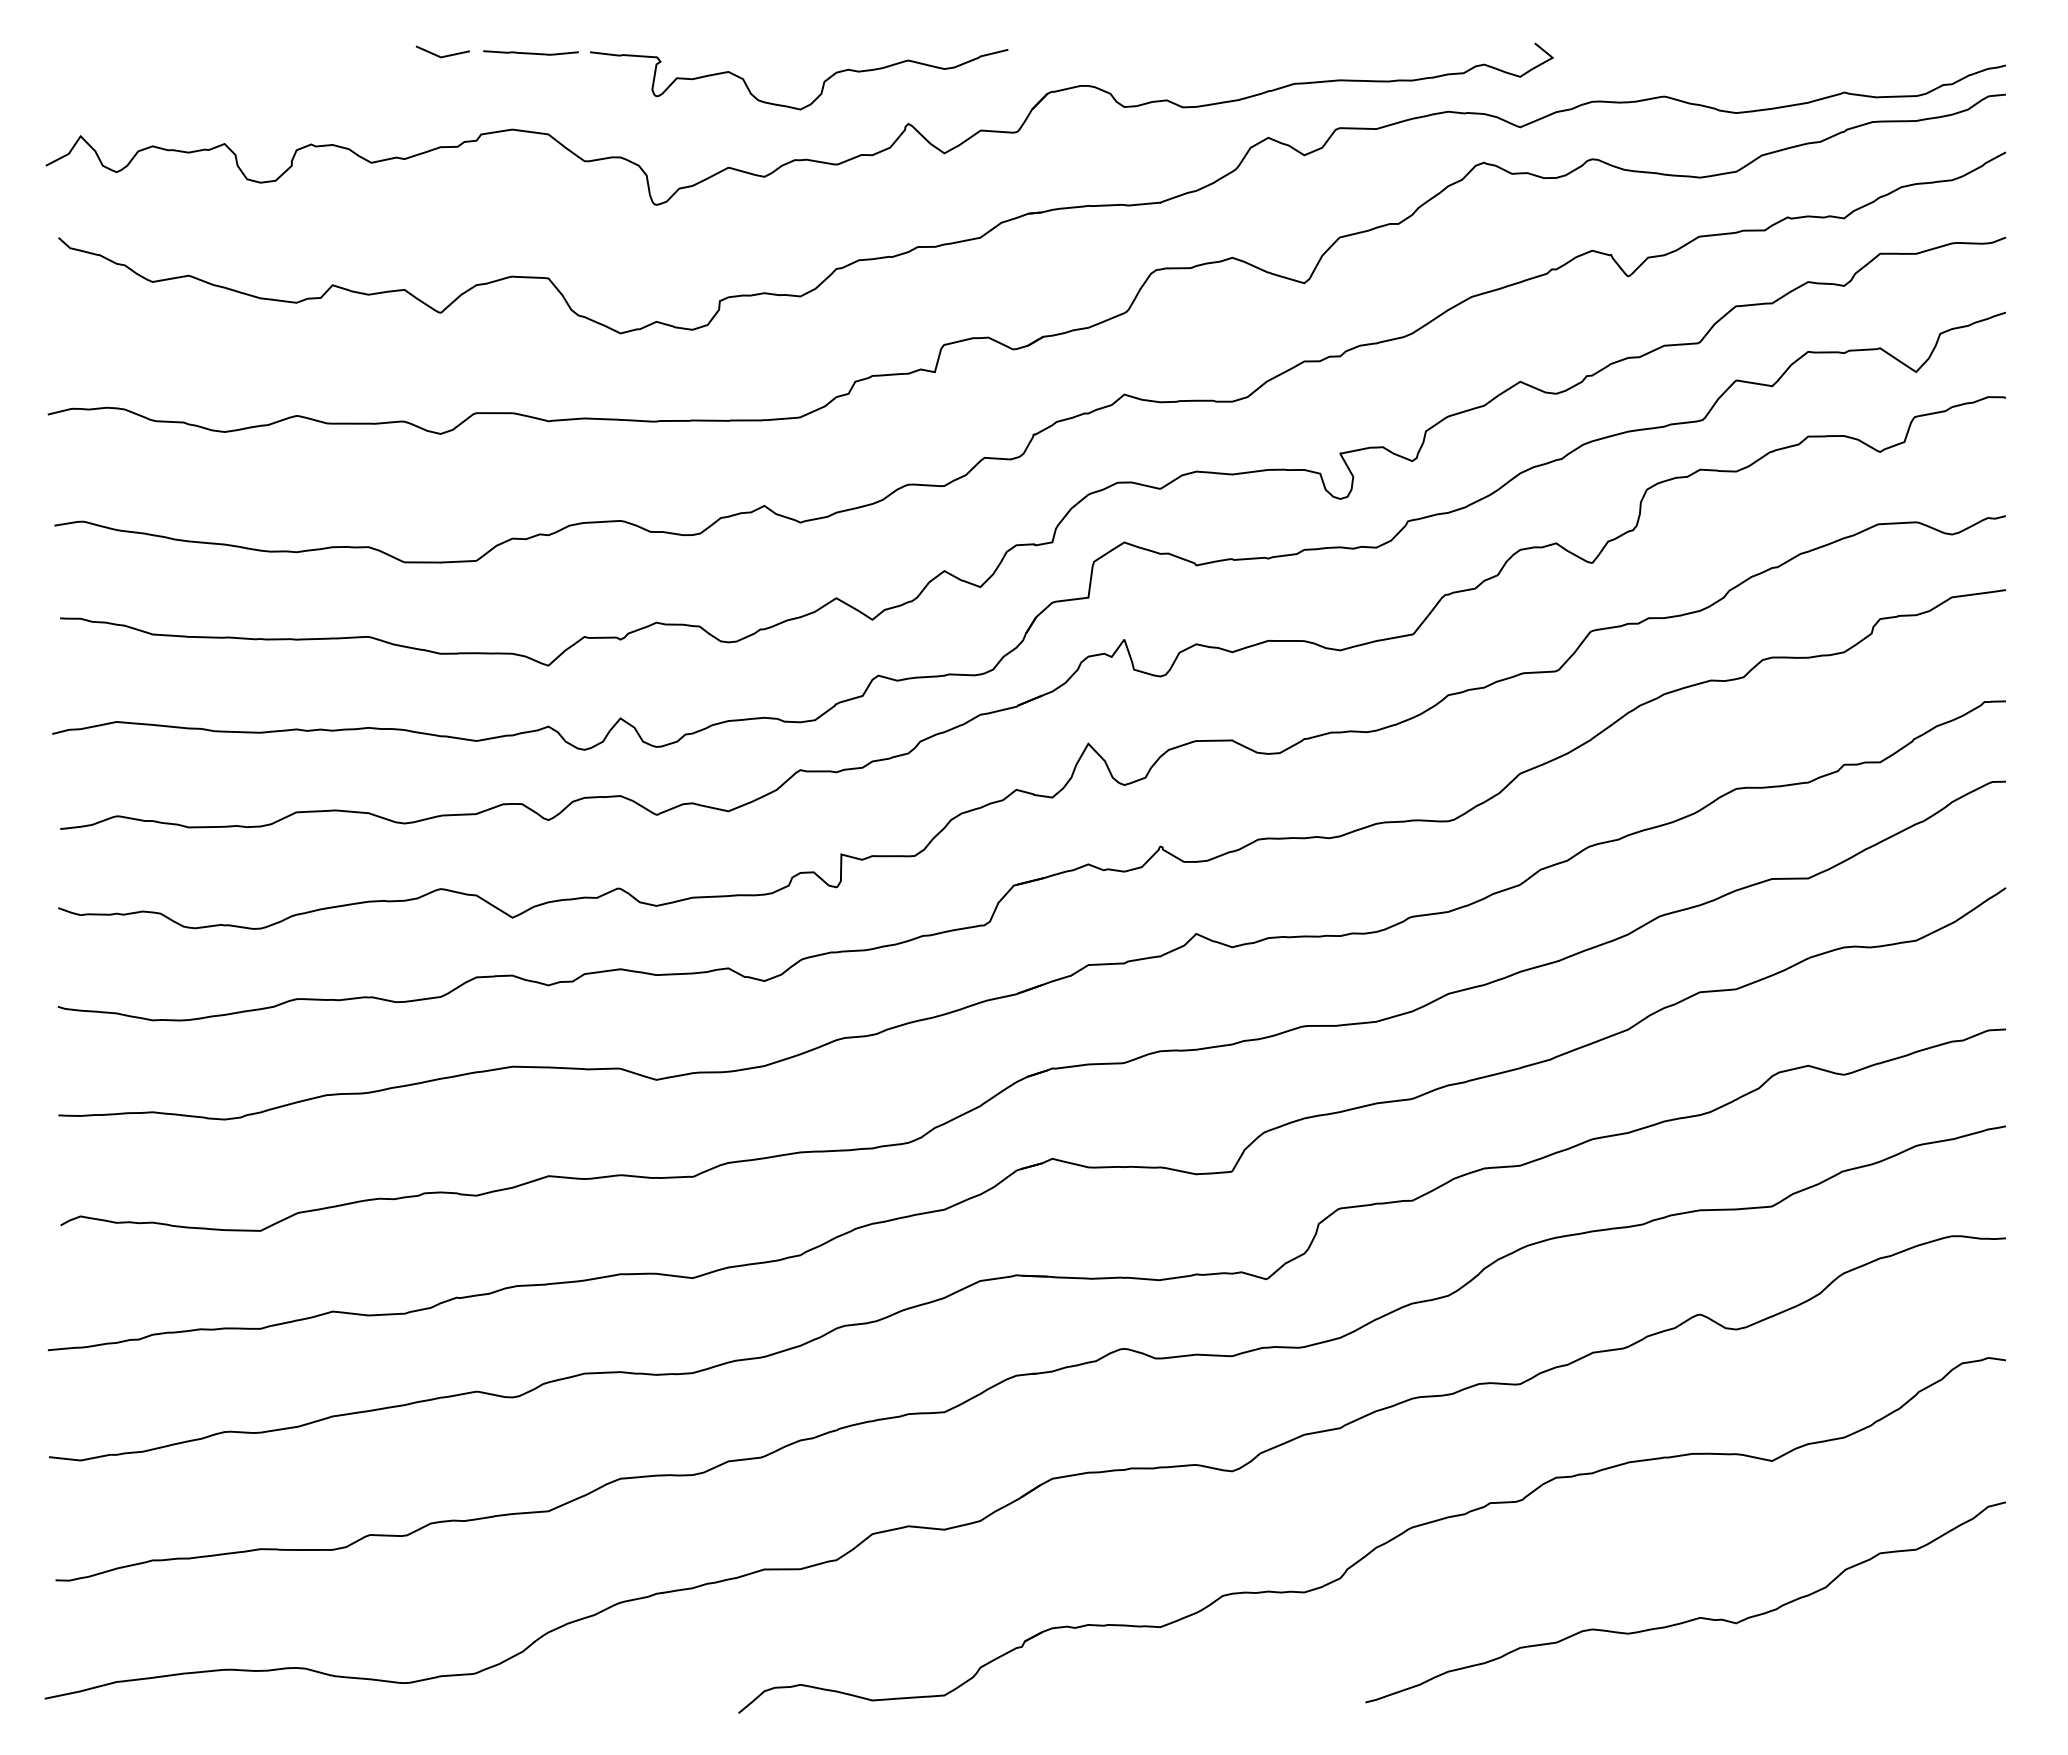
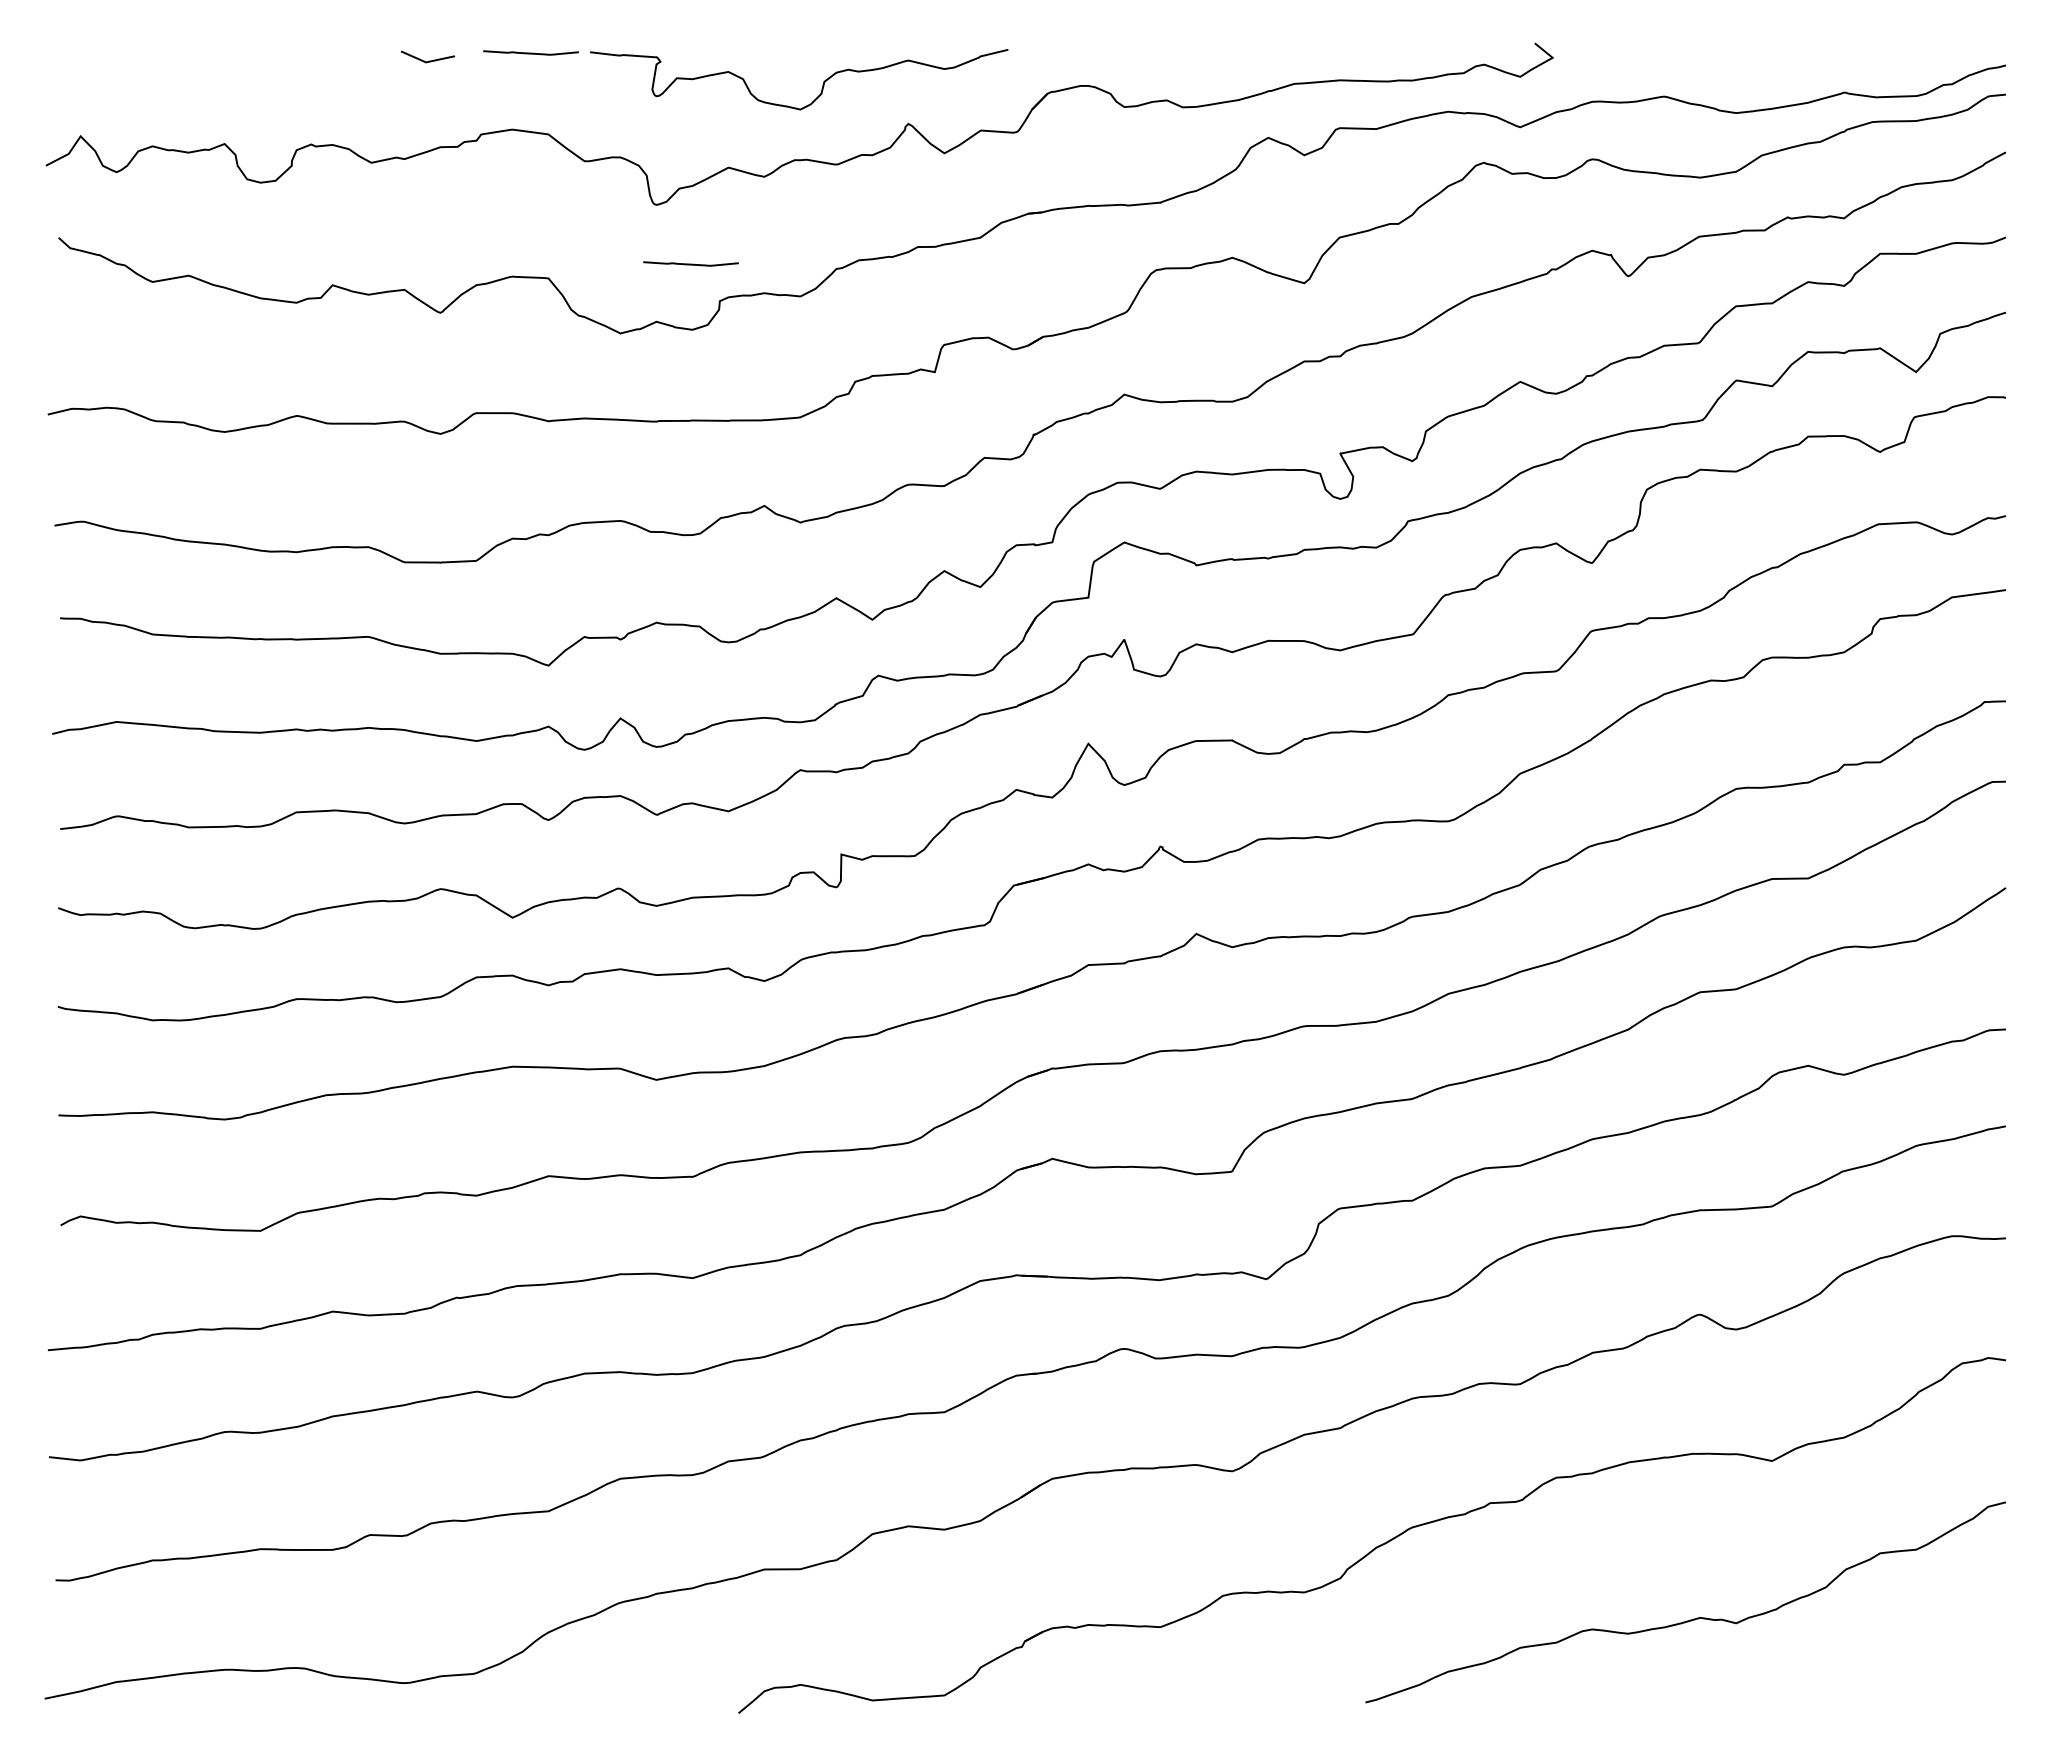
line position: (443, 55) -> (428, 60) (428, 60)
curve: none -> present (690, 263)
